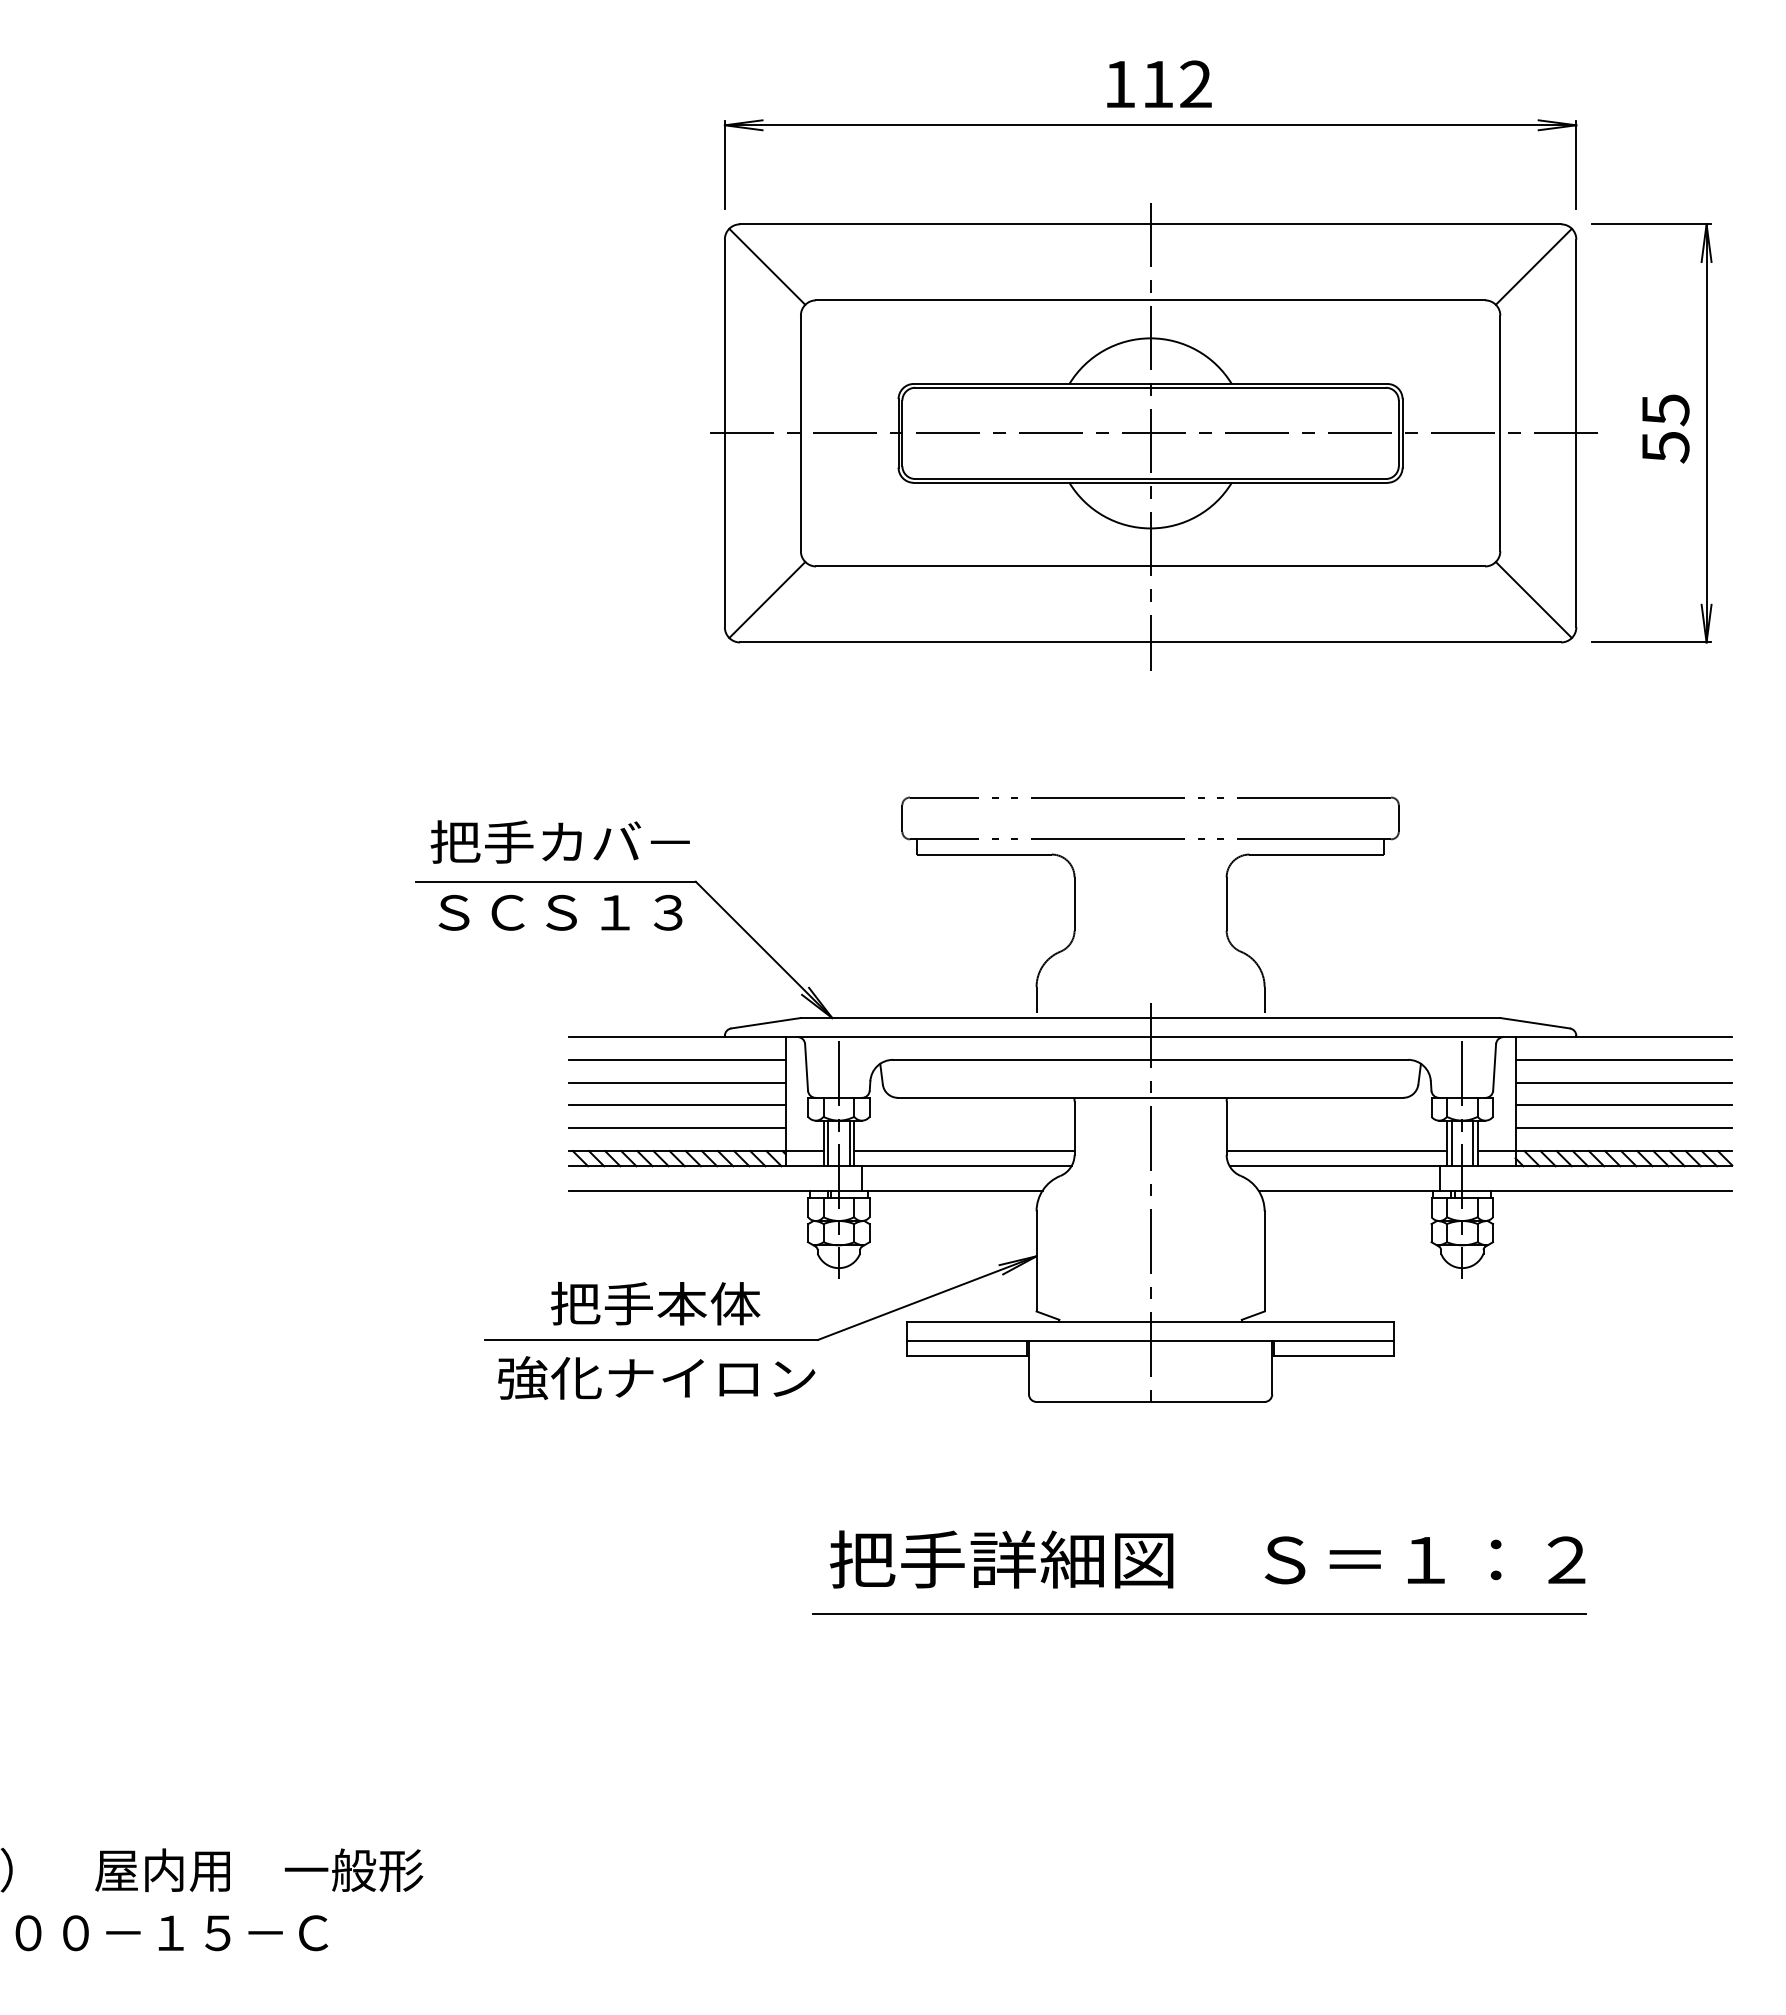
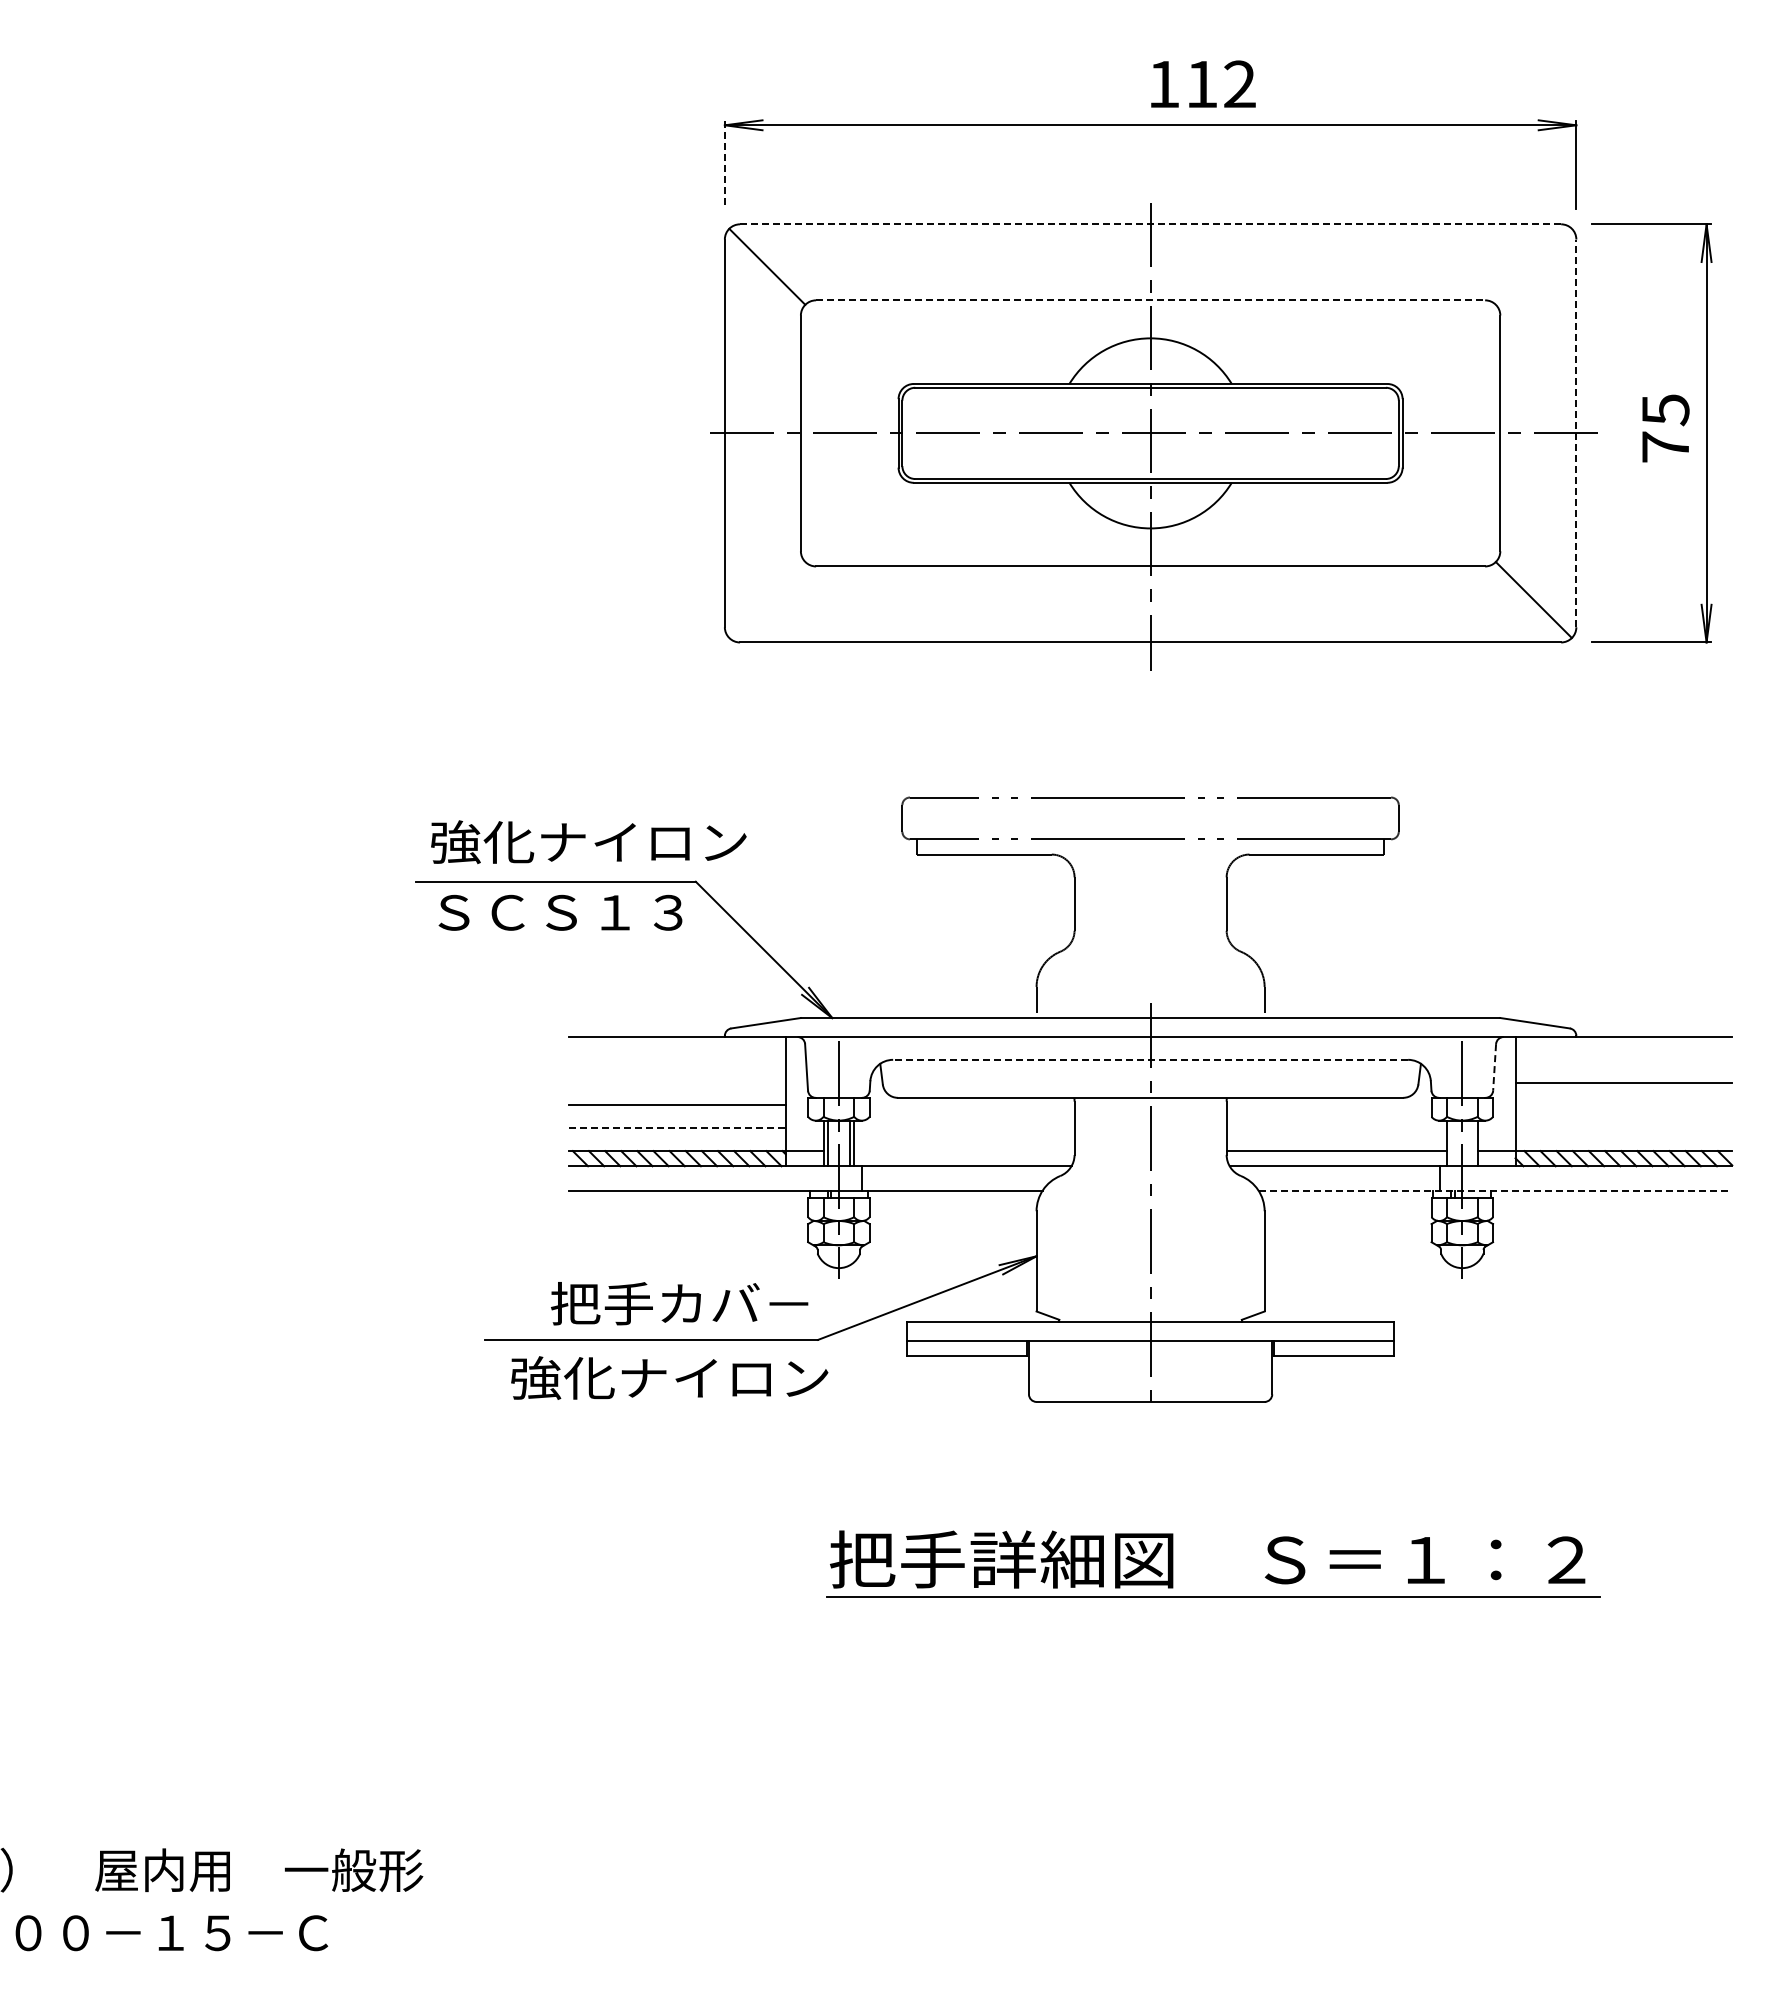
text position: (1159, 83) -> (1203, 83) (1203, 83)
line: solid -> dashed (724, 165)
line: solid -> dashed (1150, 224)
line: present -> none (1533, 266)
line: solid -> dashed (1150, 300)
line: solid -> dashed (1576, 433)
text: 55 -> 75 (1665, 447)
line: present -> none (767, 600)
text: 把手カバ－ -> 強化ナイロン (588, 842)
line: present -> none (676, 1059)
line: solid -> dashed (1150, 1059)
line: present -> none (1623, 1059)
line: solid -> dashed (1494, 1067)
line: present -> none (676, 1082)
line: present -> none (1623, 1105)
line: solid -> dashed (677, 1128)
line: present -> none (1623, 1128)
line: present -> none (1451, 1143)
line: present -> none (1472, 1143)
line: present -> none (964, 1151)
line: solid -> dashed (1495, 1190)
text: 把手本体 -> 把手カバ－ (732, 1303)
text position: (656, 1377) -> (669, 1377) (669, 1377)
line position: (1199, 1613) -> (1213, 1596) (1213, 1596)
